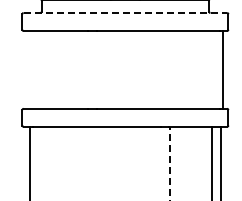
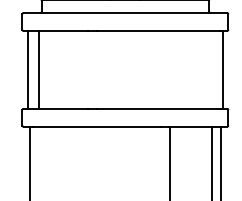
line: dashed -> solid (125, 13)
line: none -> present (27, 69)
line: none -> present (39, 69)
line: dashed -> solid (170, 163)
